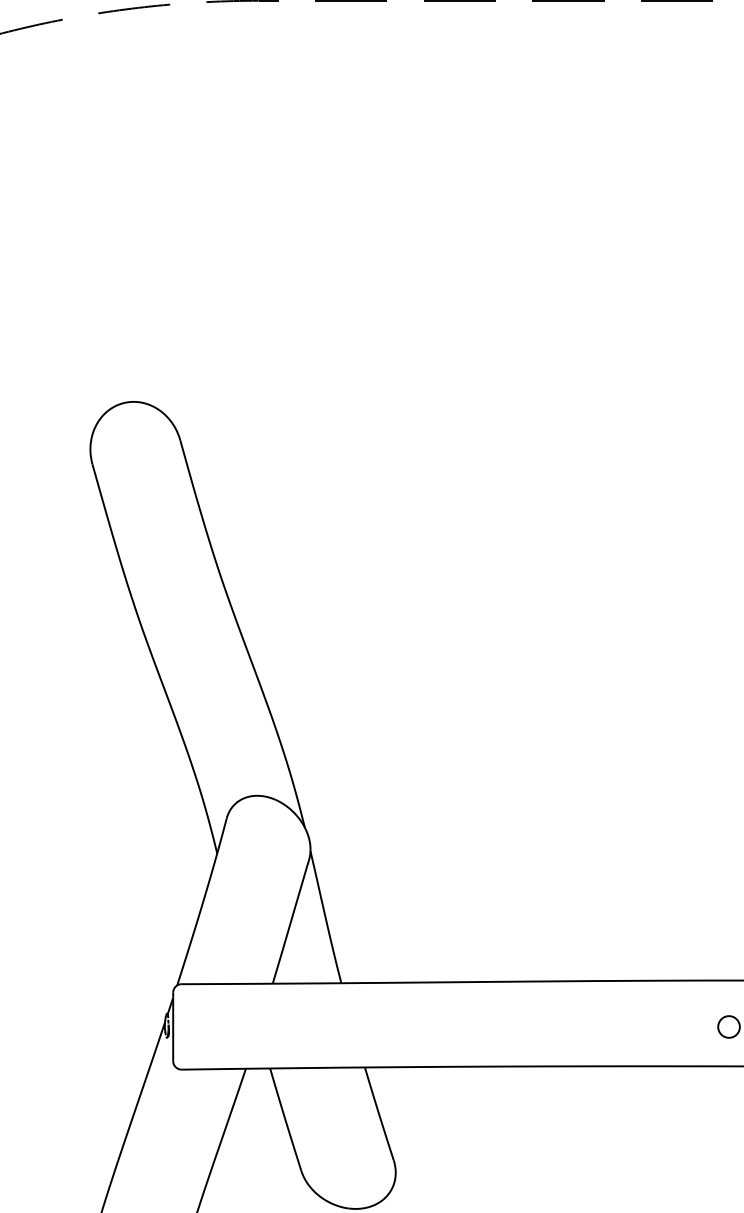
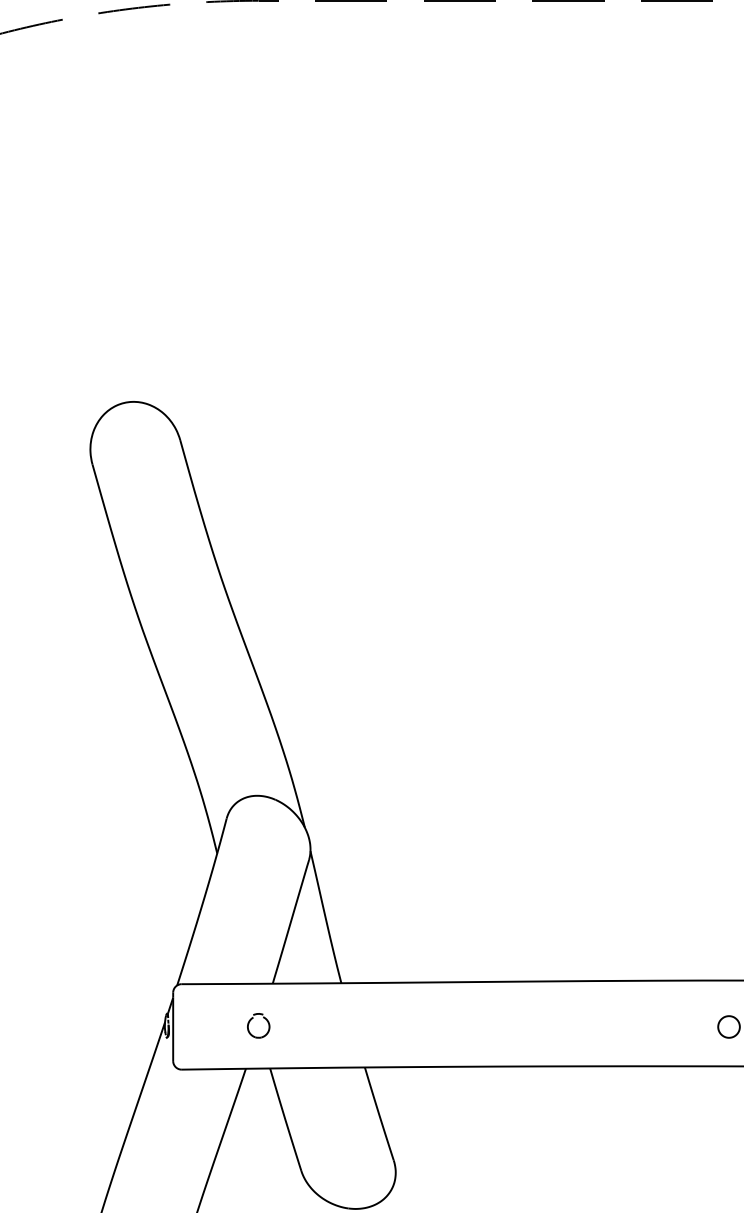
part: none -> present (252, 1019)
